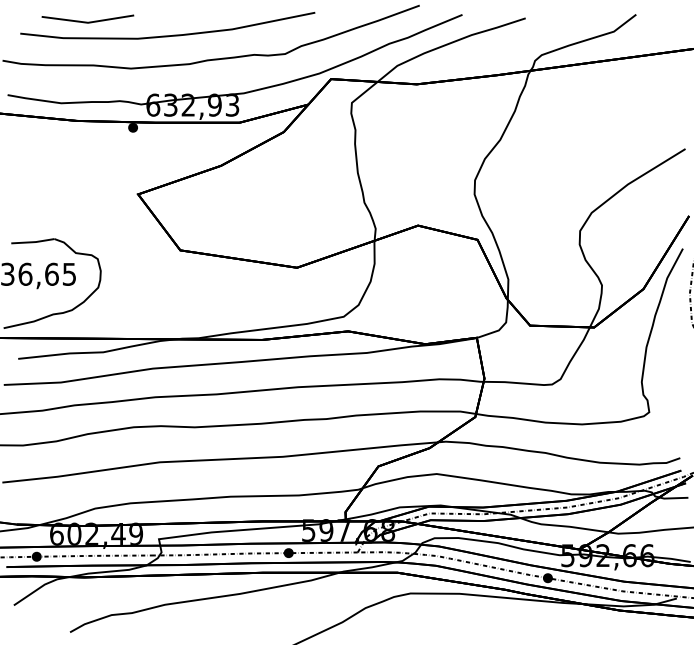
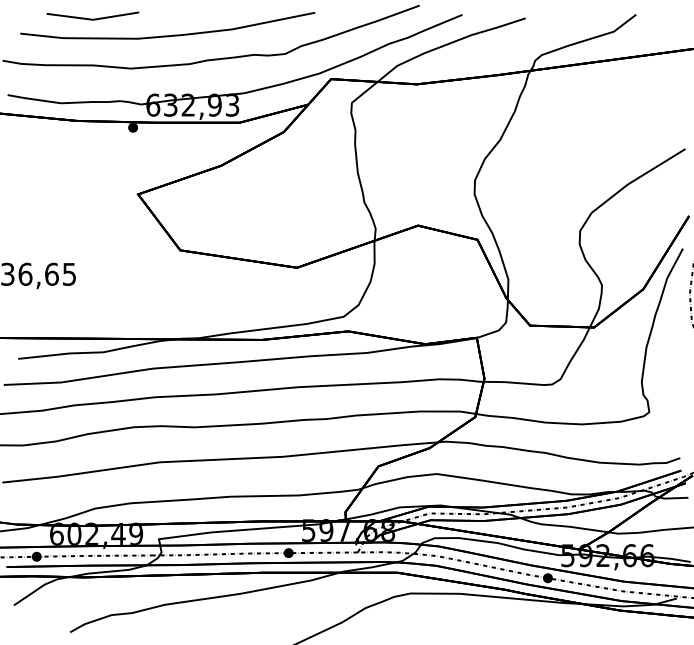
line position: (87, 21) -> (92, 18) (92, 18)
part: present -> none (57, 312)
